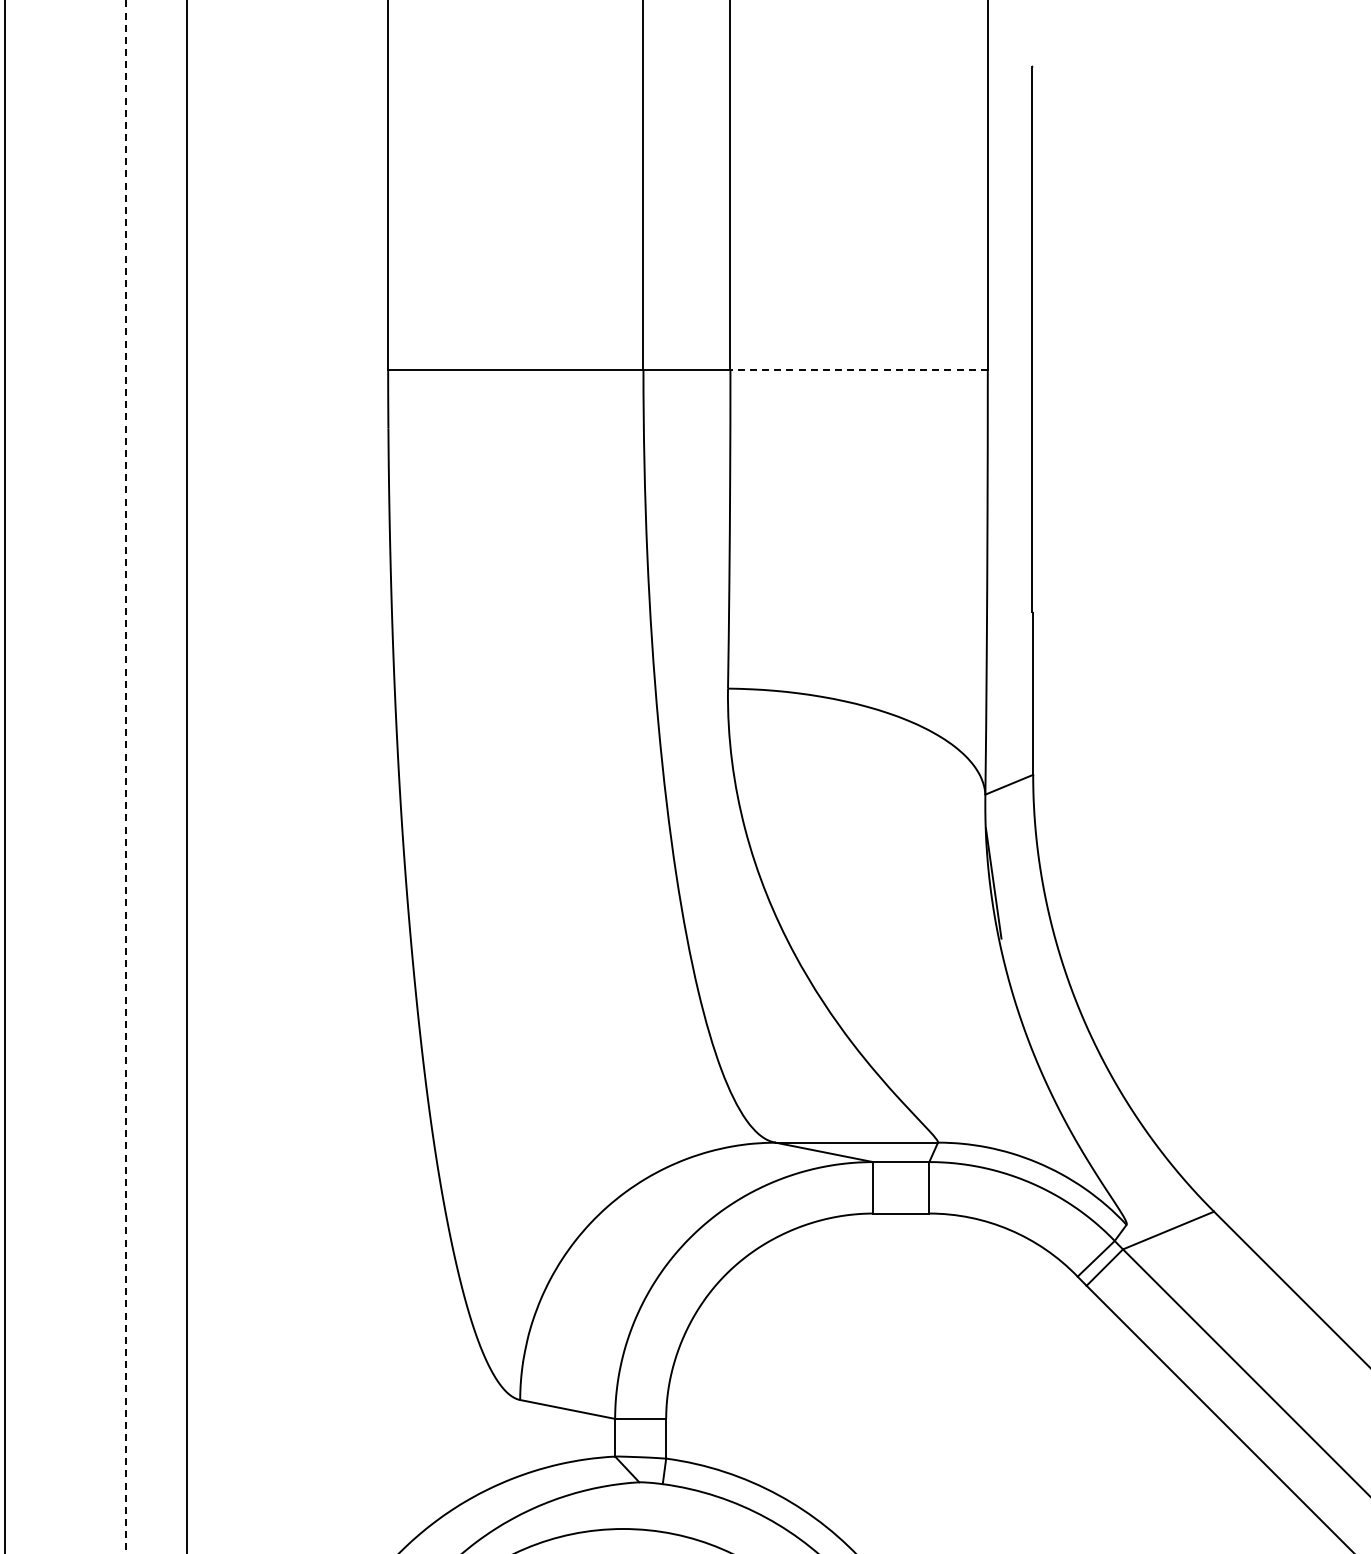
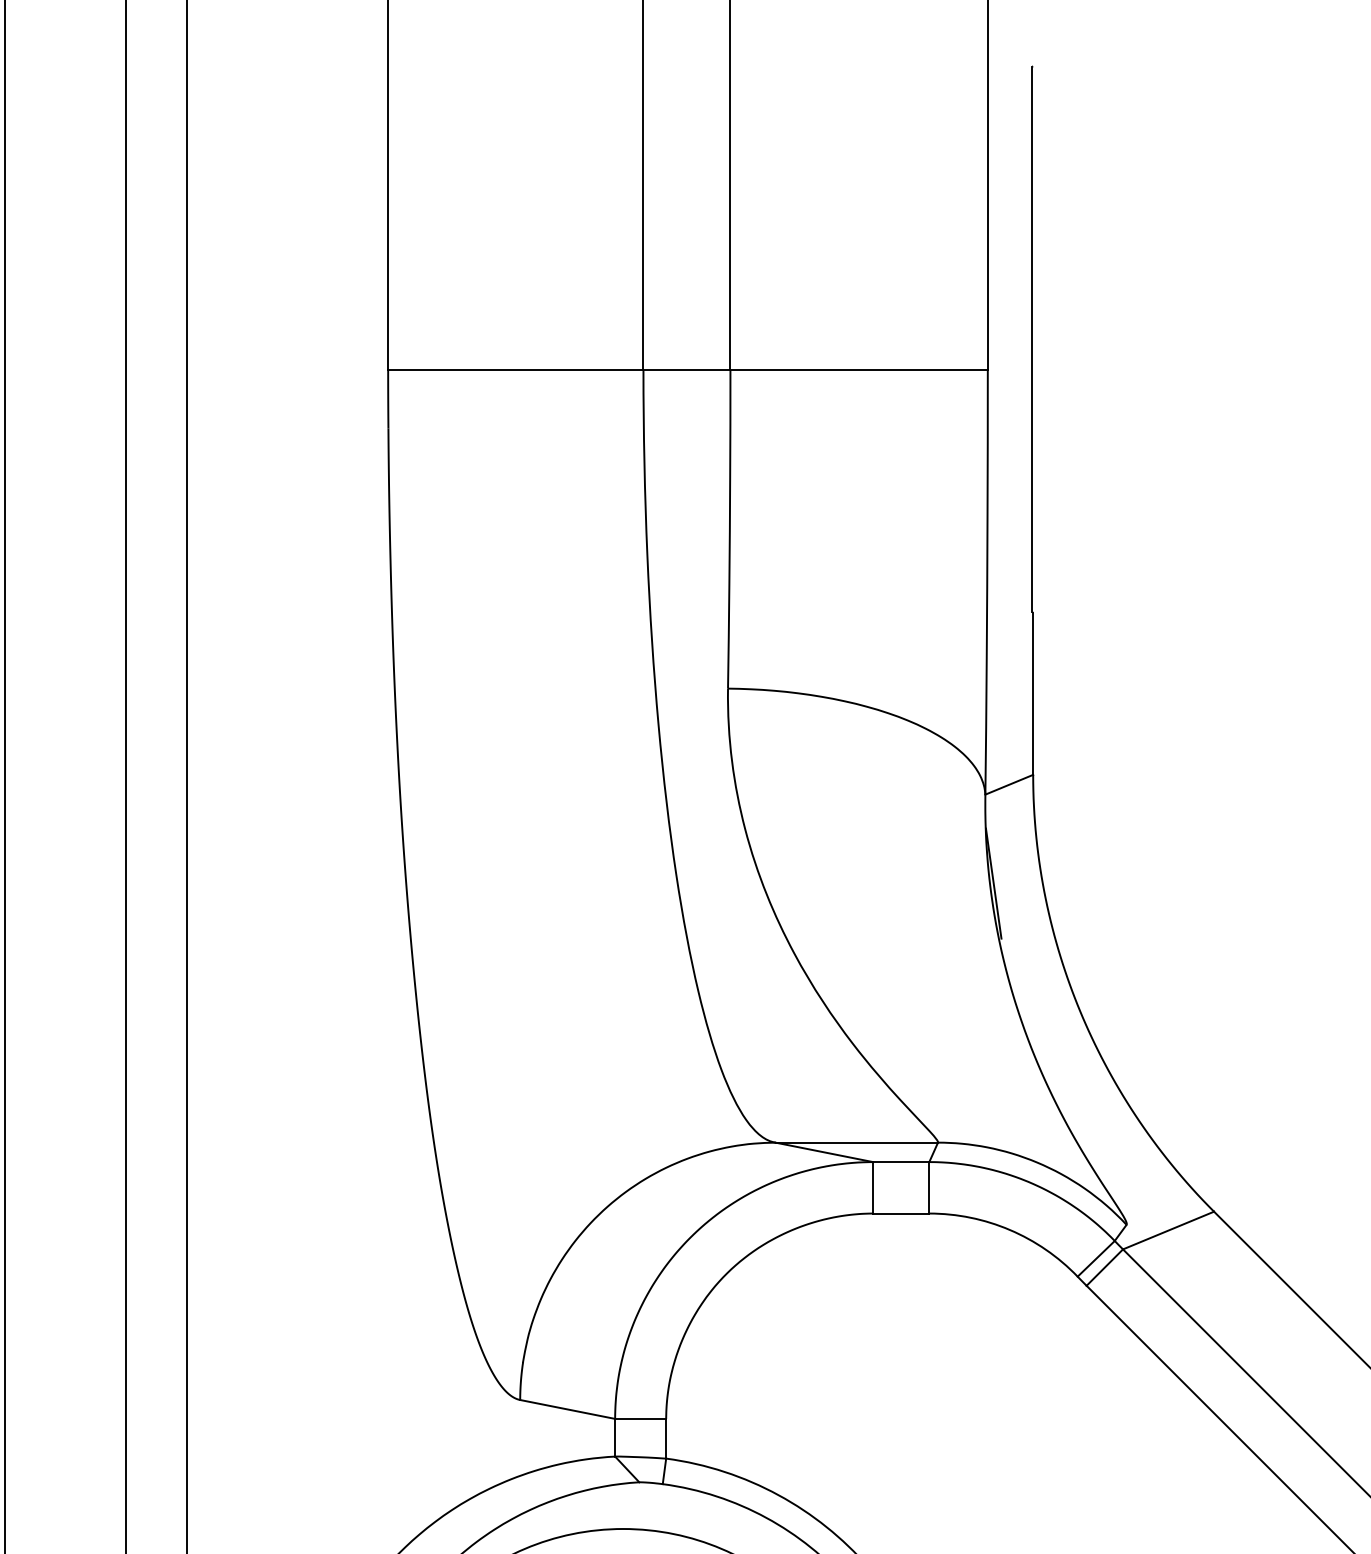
line: dashed -> solid (859, 370)
line: dashed -> solid (126, 776)
